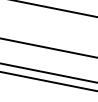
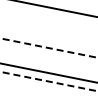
line: solid -> dashed (49, 48)
line: solid -> dashed (48, 81)
